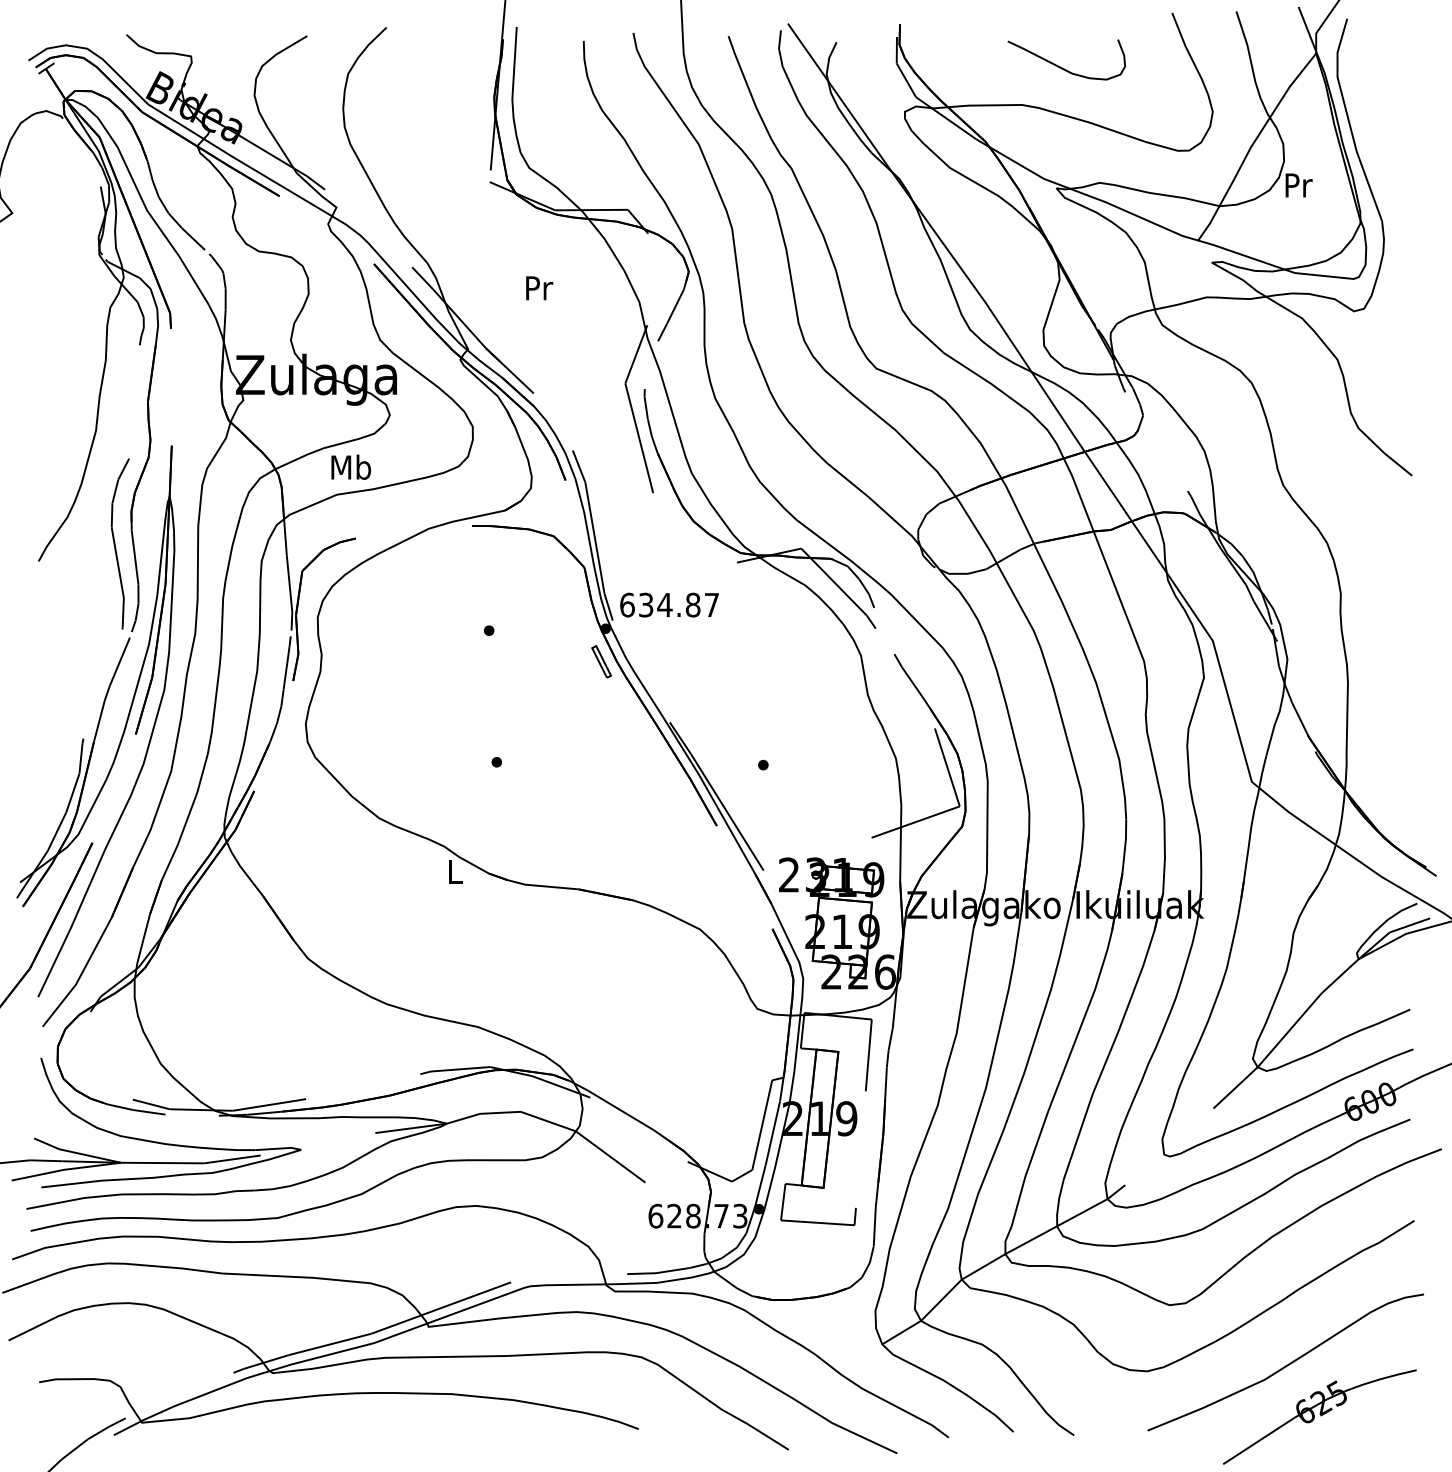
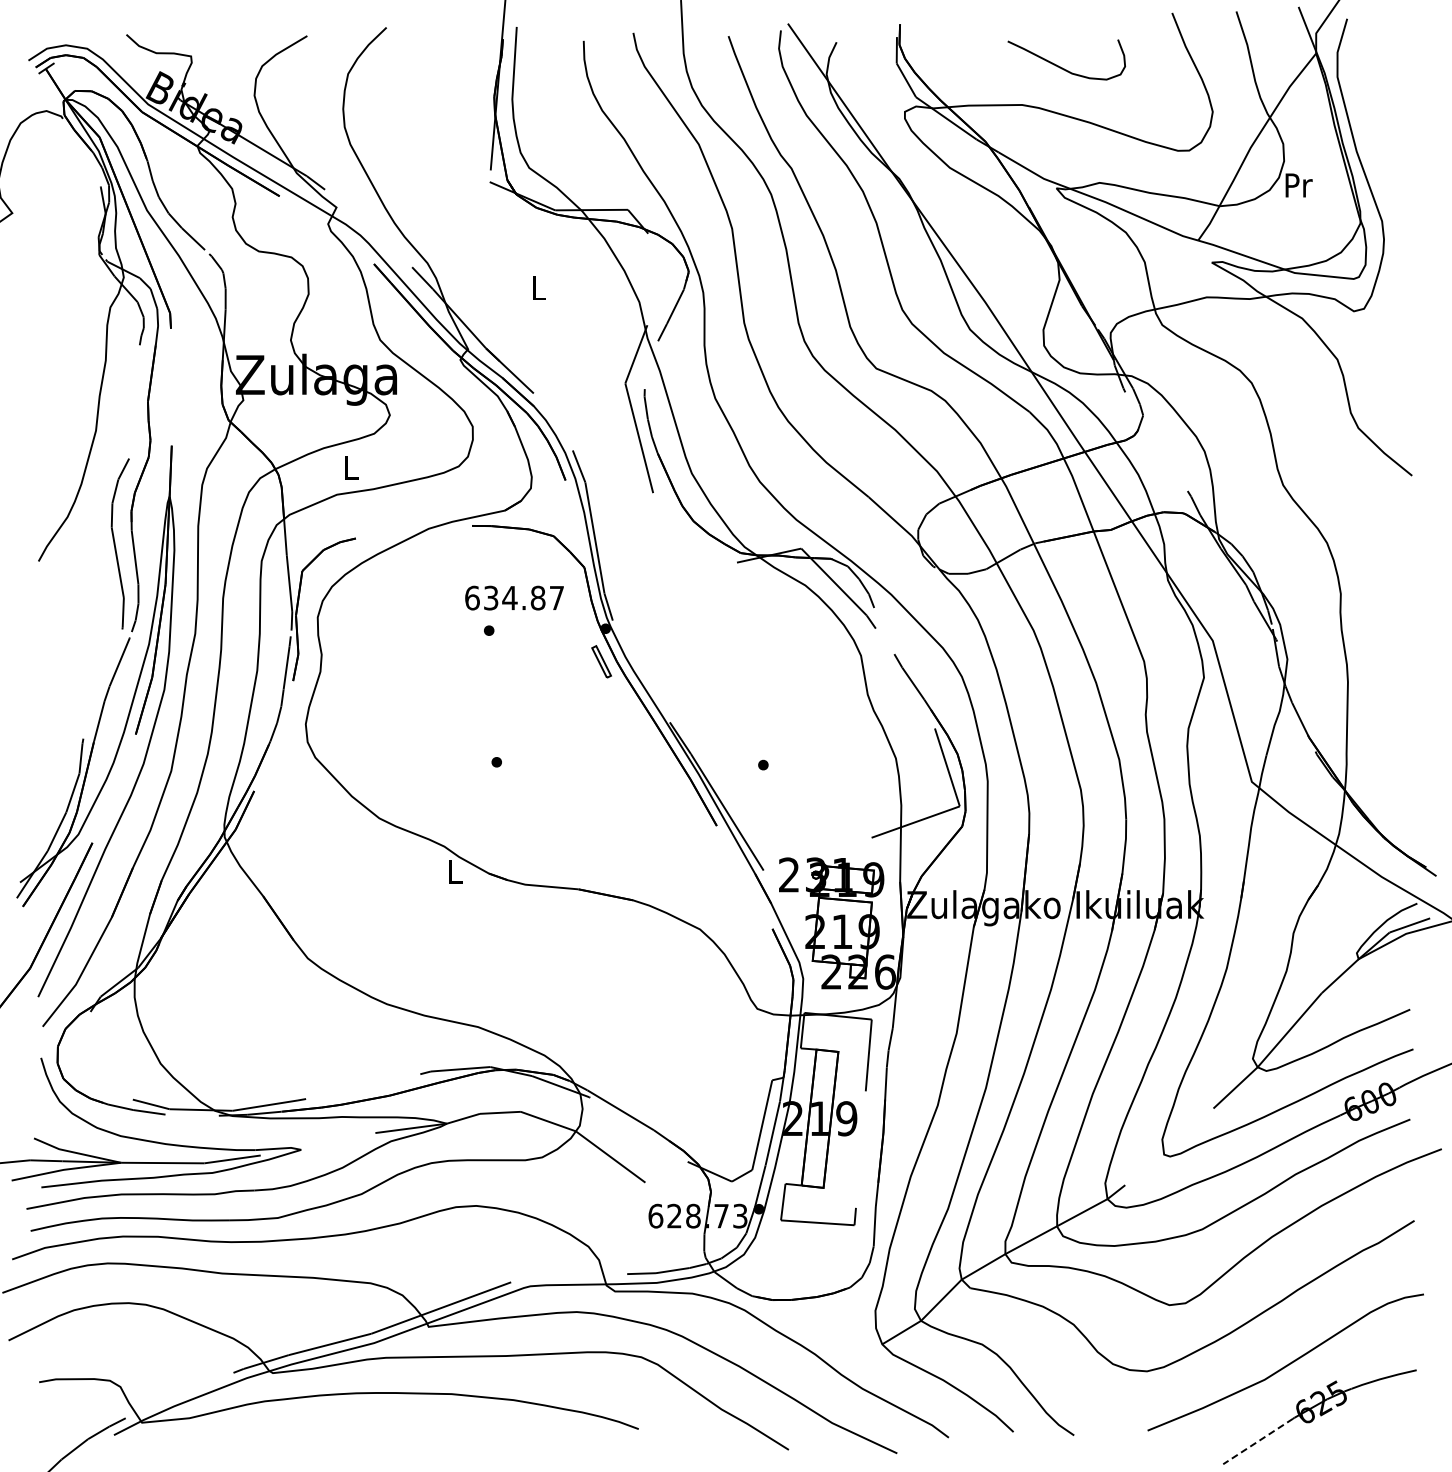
text: Pr -> L (539, 288)
text: Mb -> L (351, 466)
text position: (669, 604) -> (514, 597) (514, 597)
line: solid -> dashed (1258, 1441)
